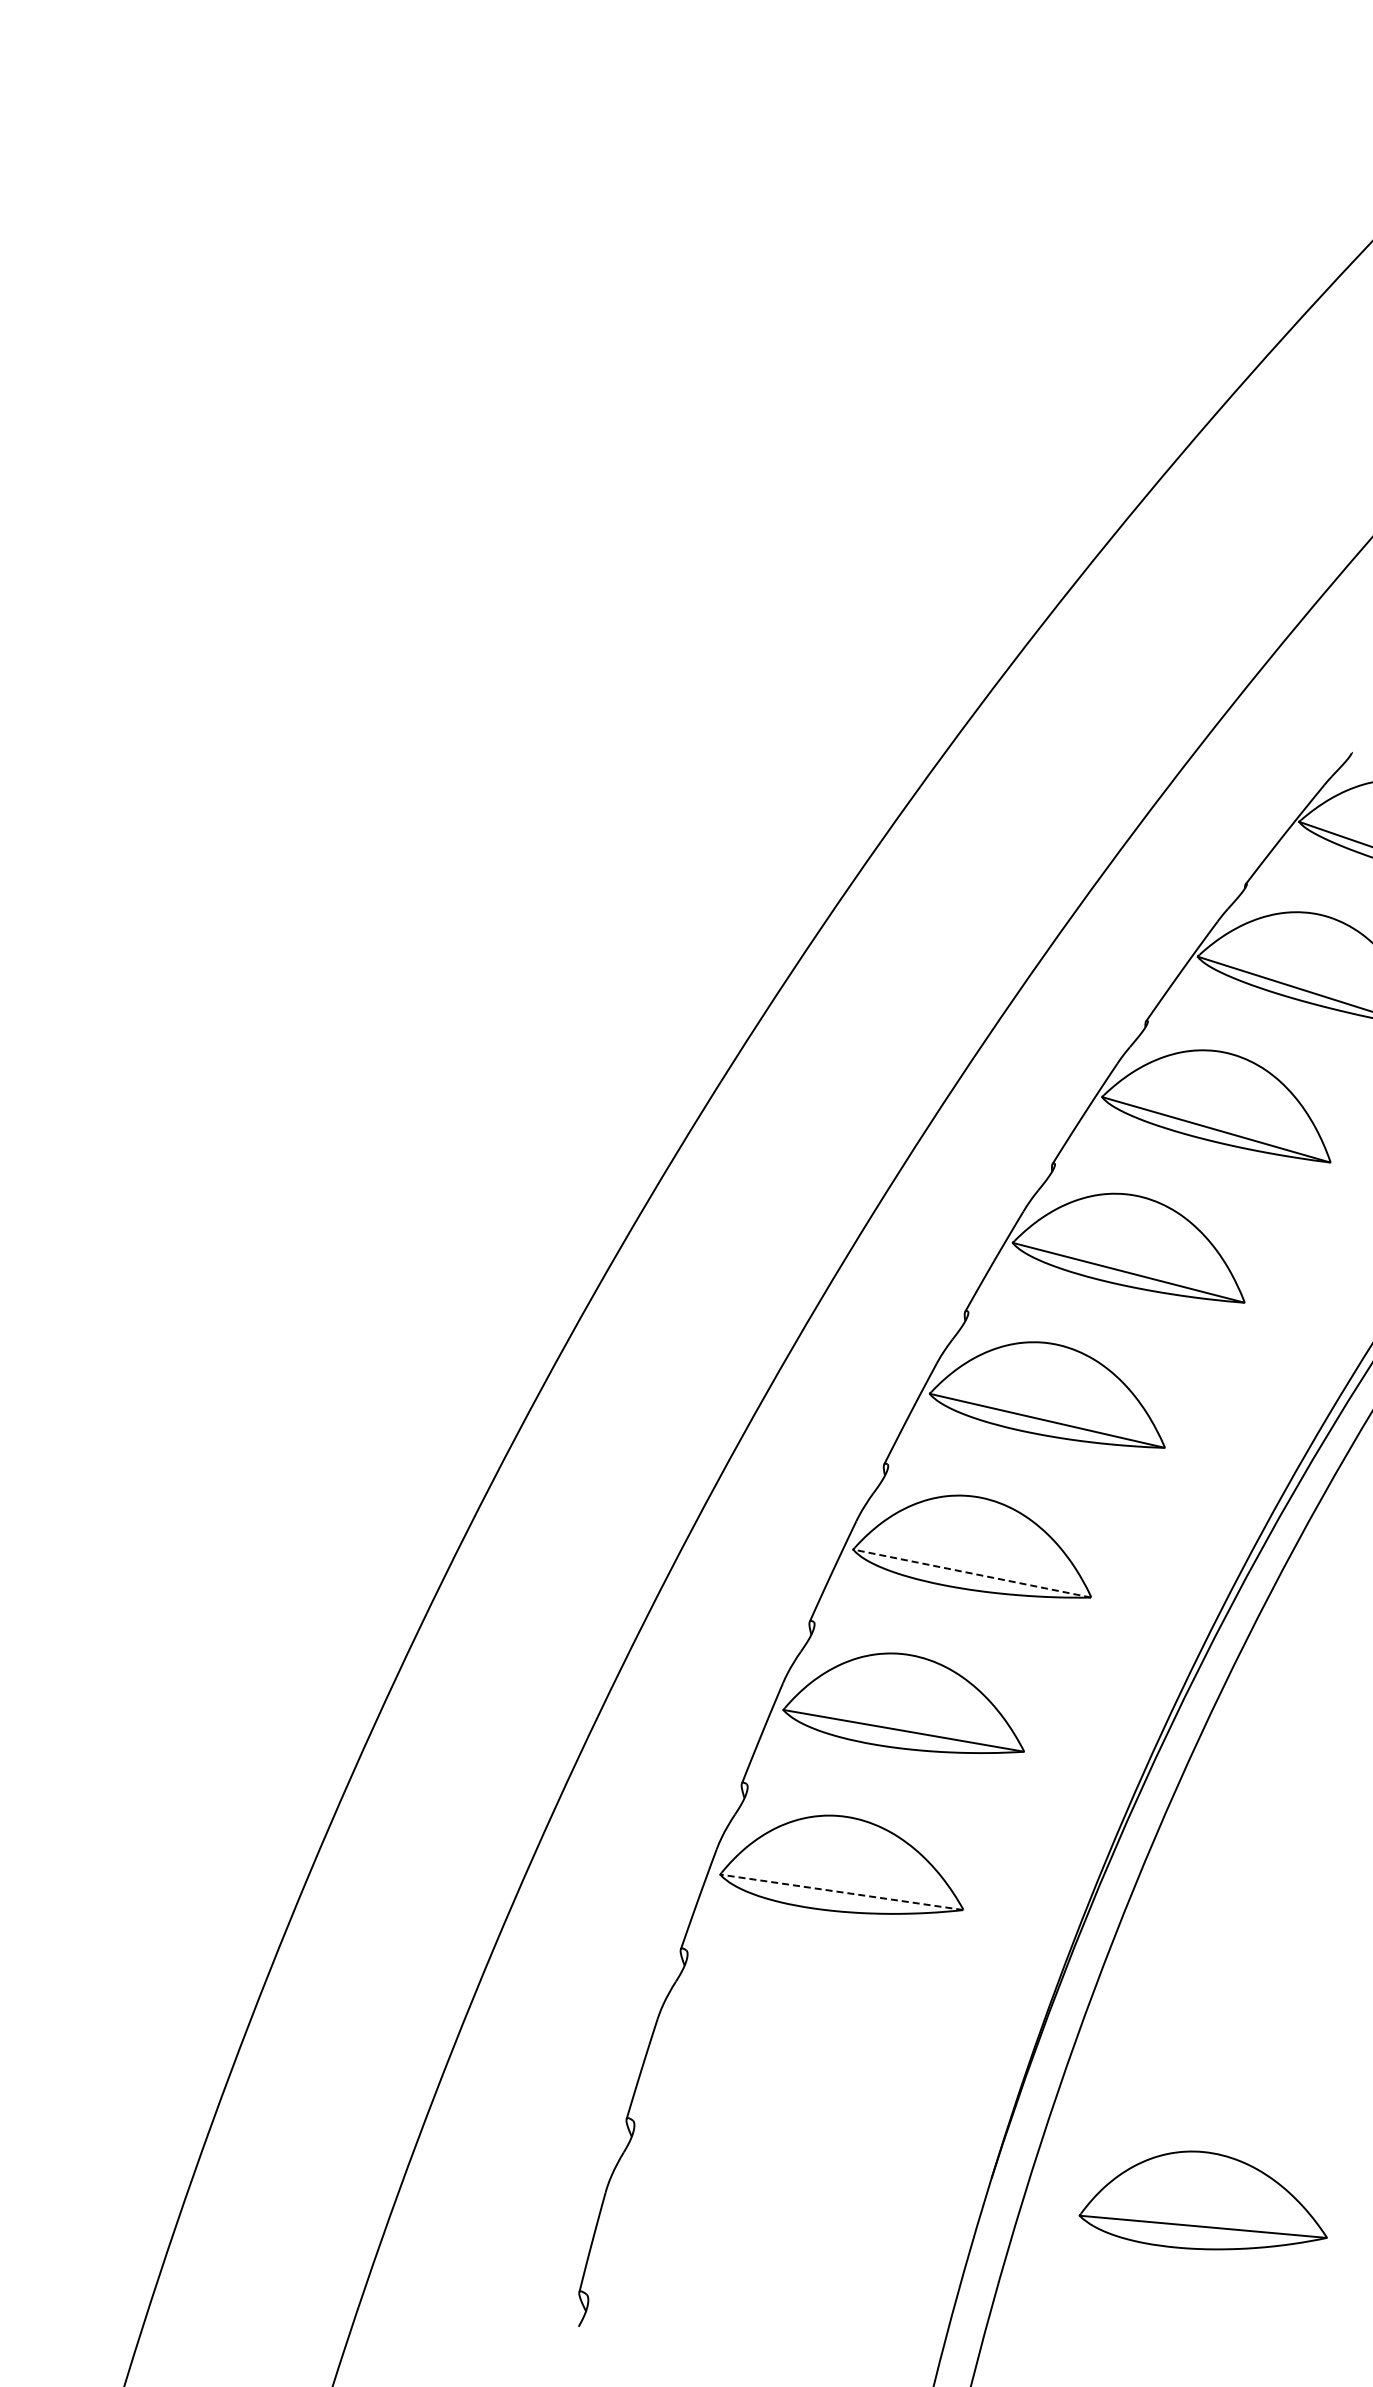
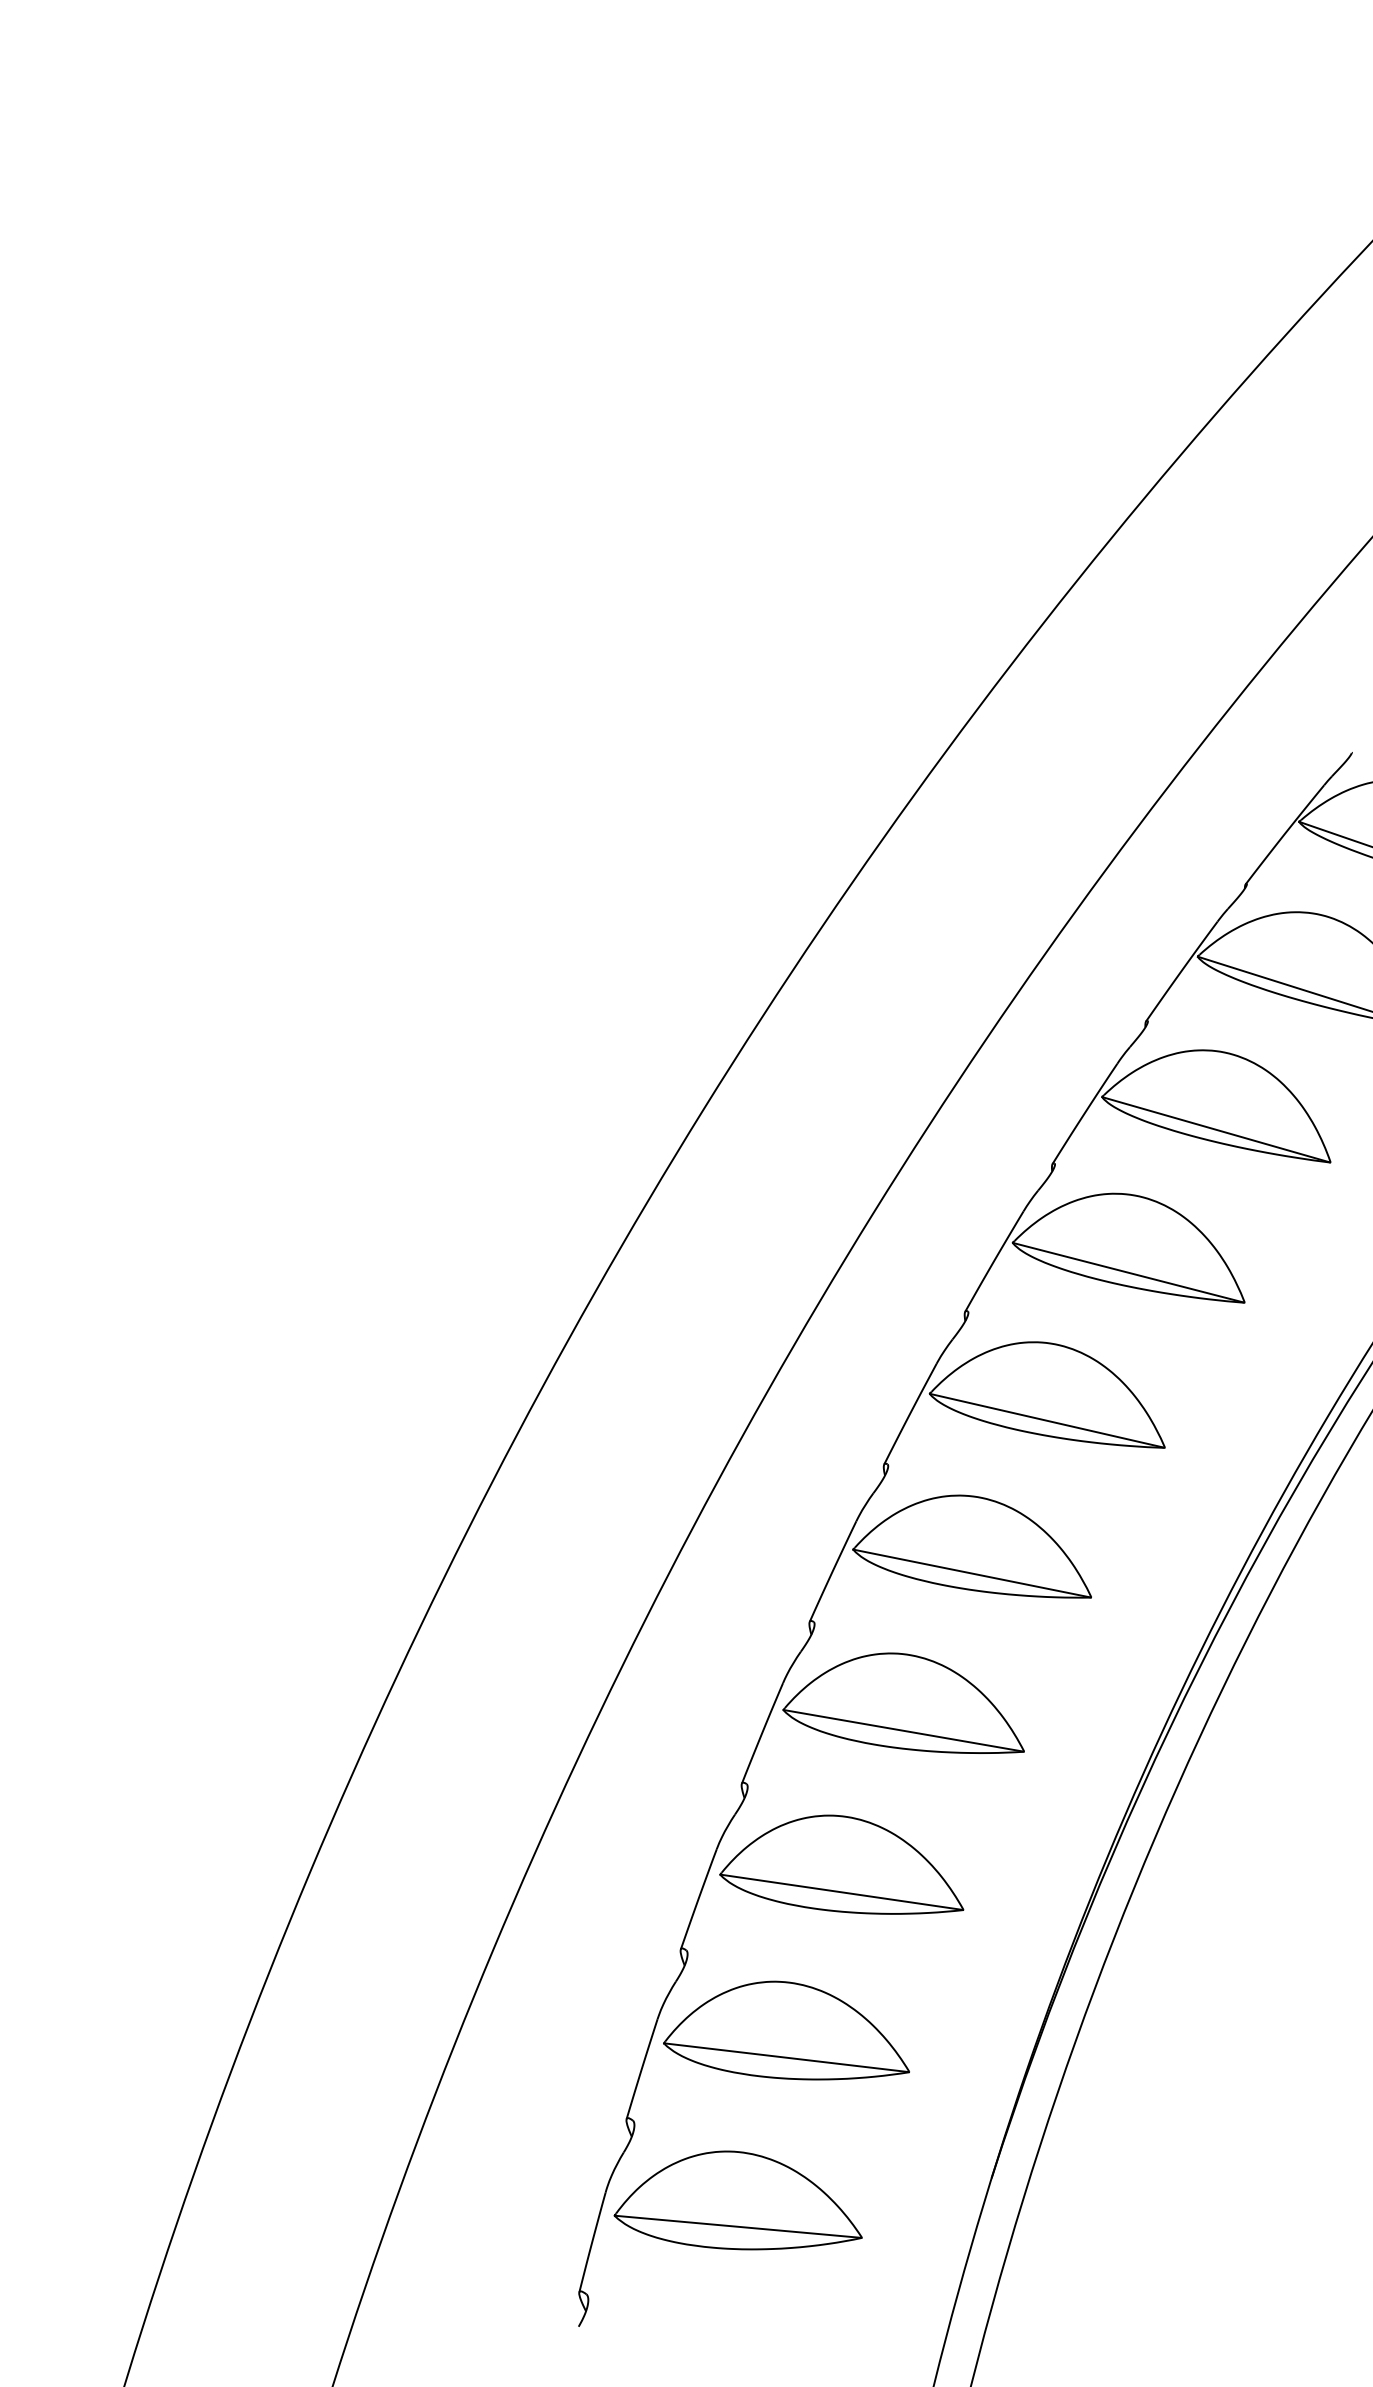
line: dashed -> solid (971, 1573)
line: dashed -> solid (841, 1892)
part: none -> present (786, 2030)
part position: (1202, 2200) -> (737, 2200) (737, 2200)
